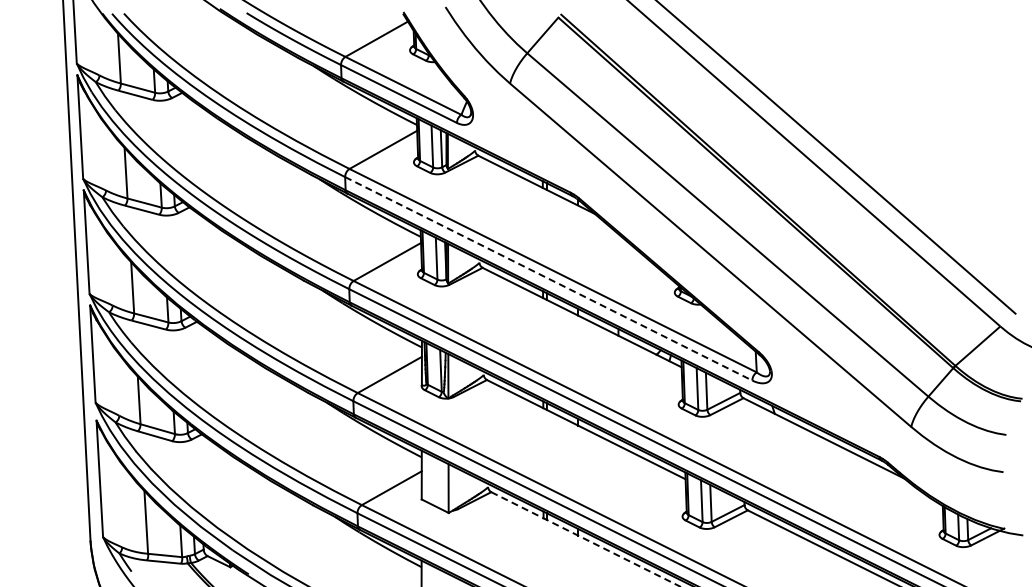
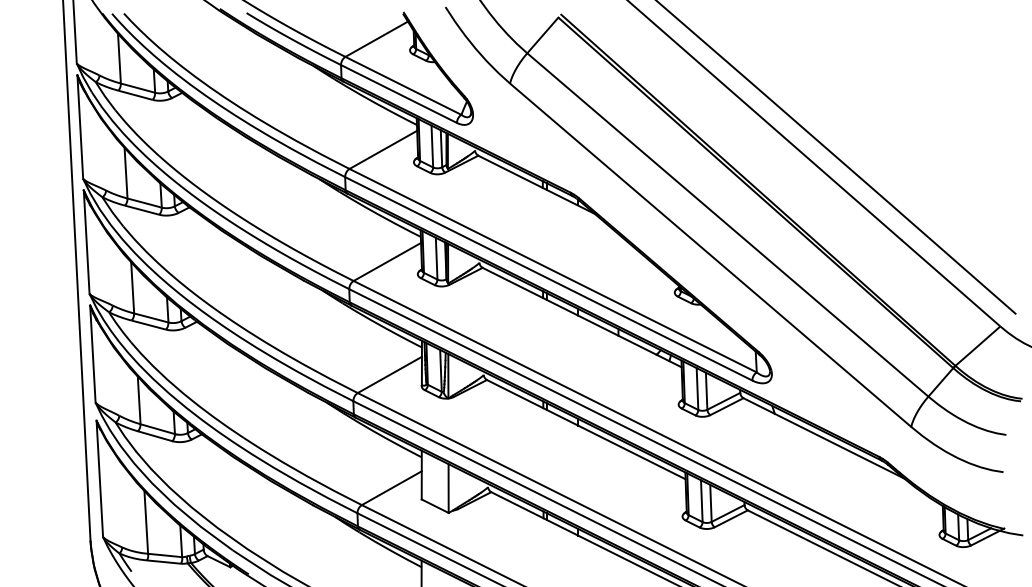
line: dashed -> solid (548, 278)
line: dashed -> solid (585, 539)
